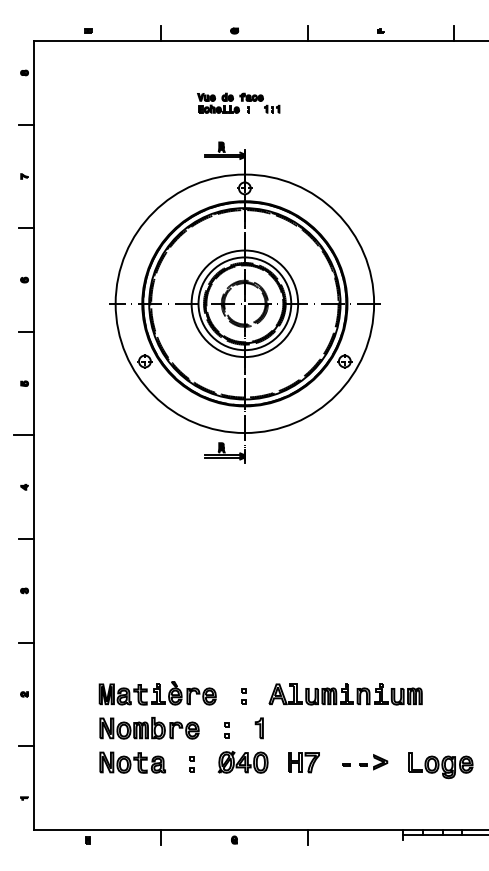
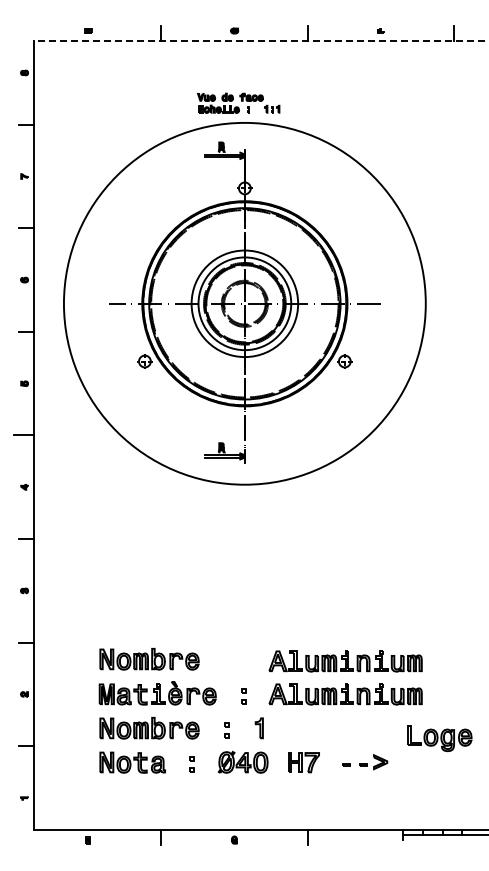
line: solid -> dashed (261, 40)
circle diameter: 258 px -> 362 px (244, 303)
part: none -> present (149, 659)
part: none -> present (345, 661)
part position: (440, 765) -> (439, 738) (439, 738)
